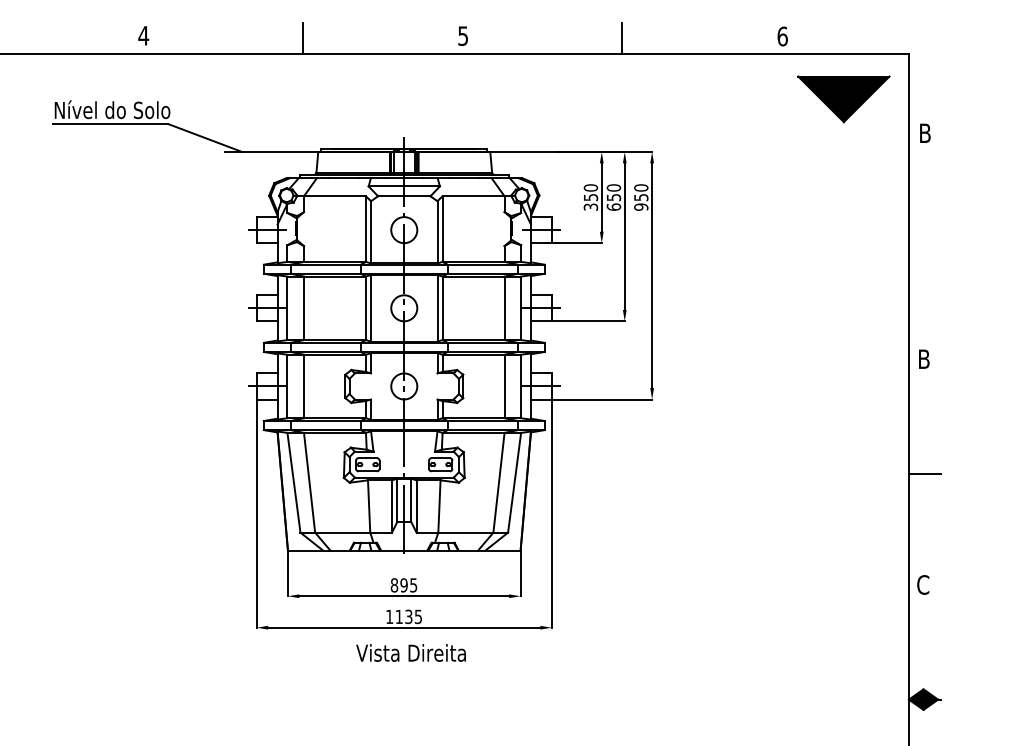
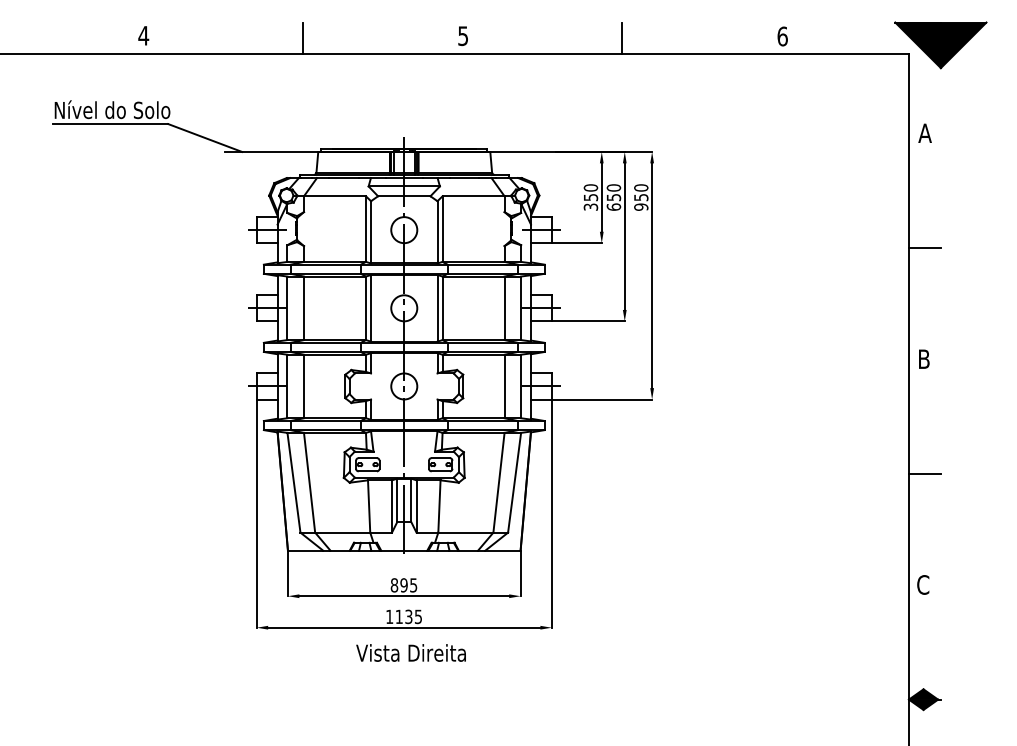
part position: (843, 99) -> (940, 45) (940, 45)
text: B -> A (924, 132)
line: none -> present (924, 248)
